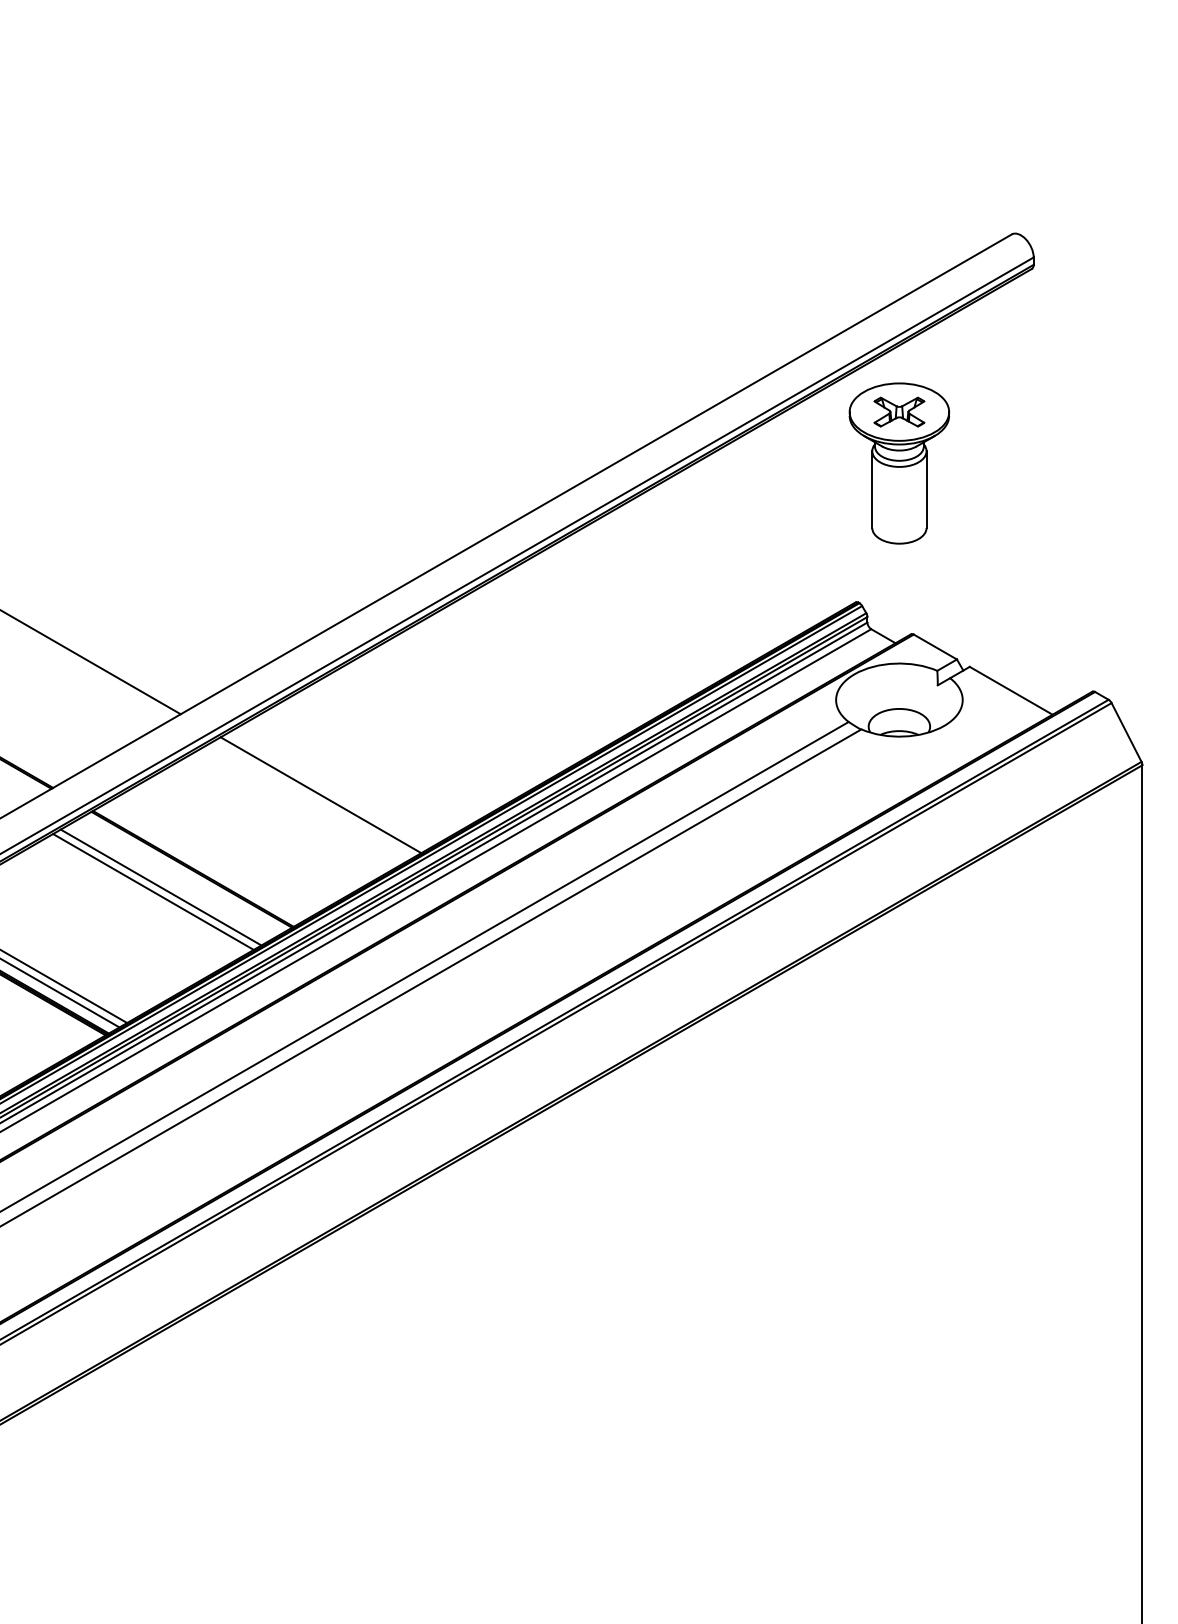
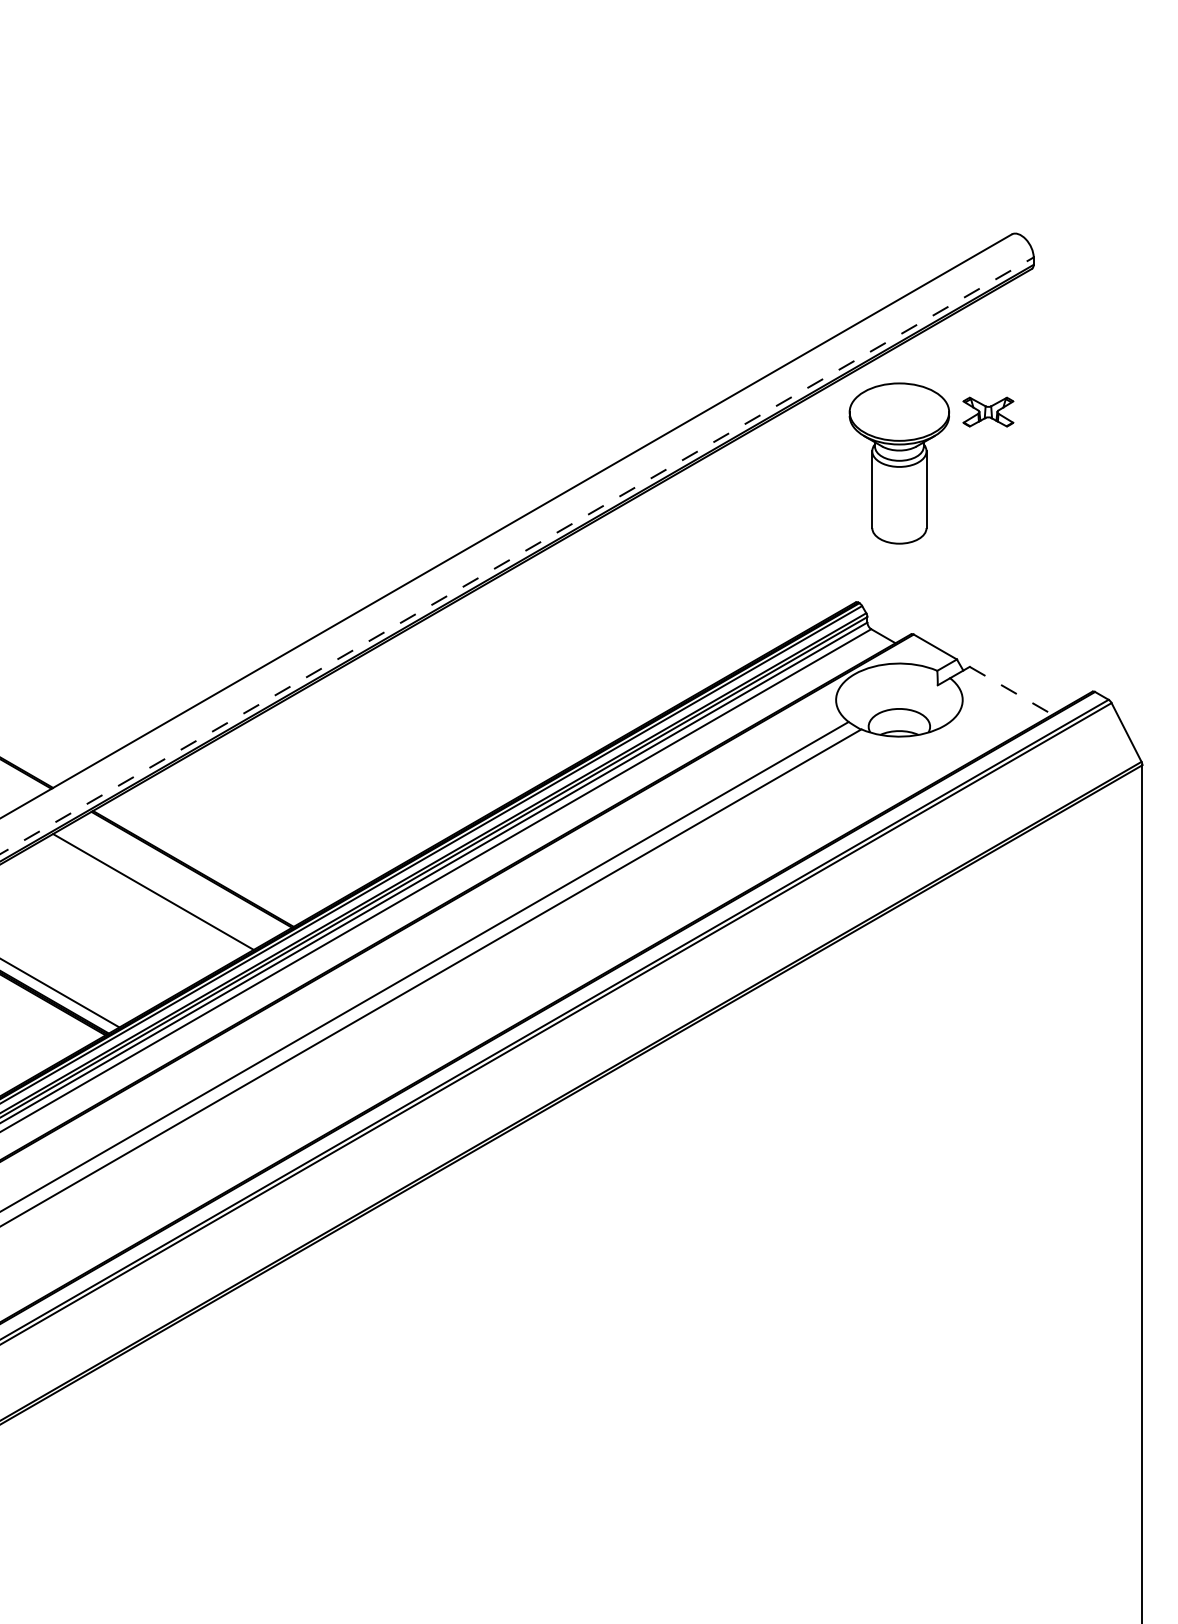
part position: (899, 411) -> (988, 411) (988, 411)
line: solid -> dashed (517, 555)
line: present -> none (91, 662)
line: solid -> dashed (1011, 690)
line: present -> none (320, 795)
line: present -> none (160, 887)
line: present -> none (64, 986)
